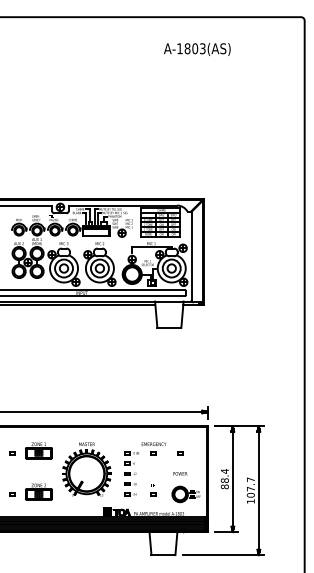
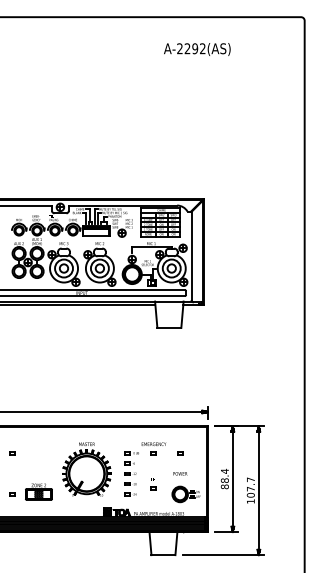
text: A-1803(AS) -> A-2292(AS) (191, 48)
part: present -> none (38, 450)
part position: (153, 490) -> (153, 484) (153, 484)
